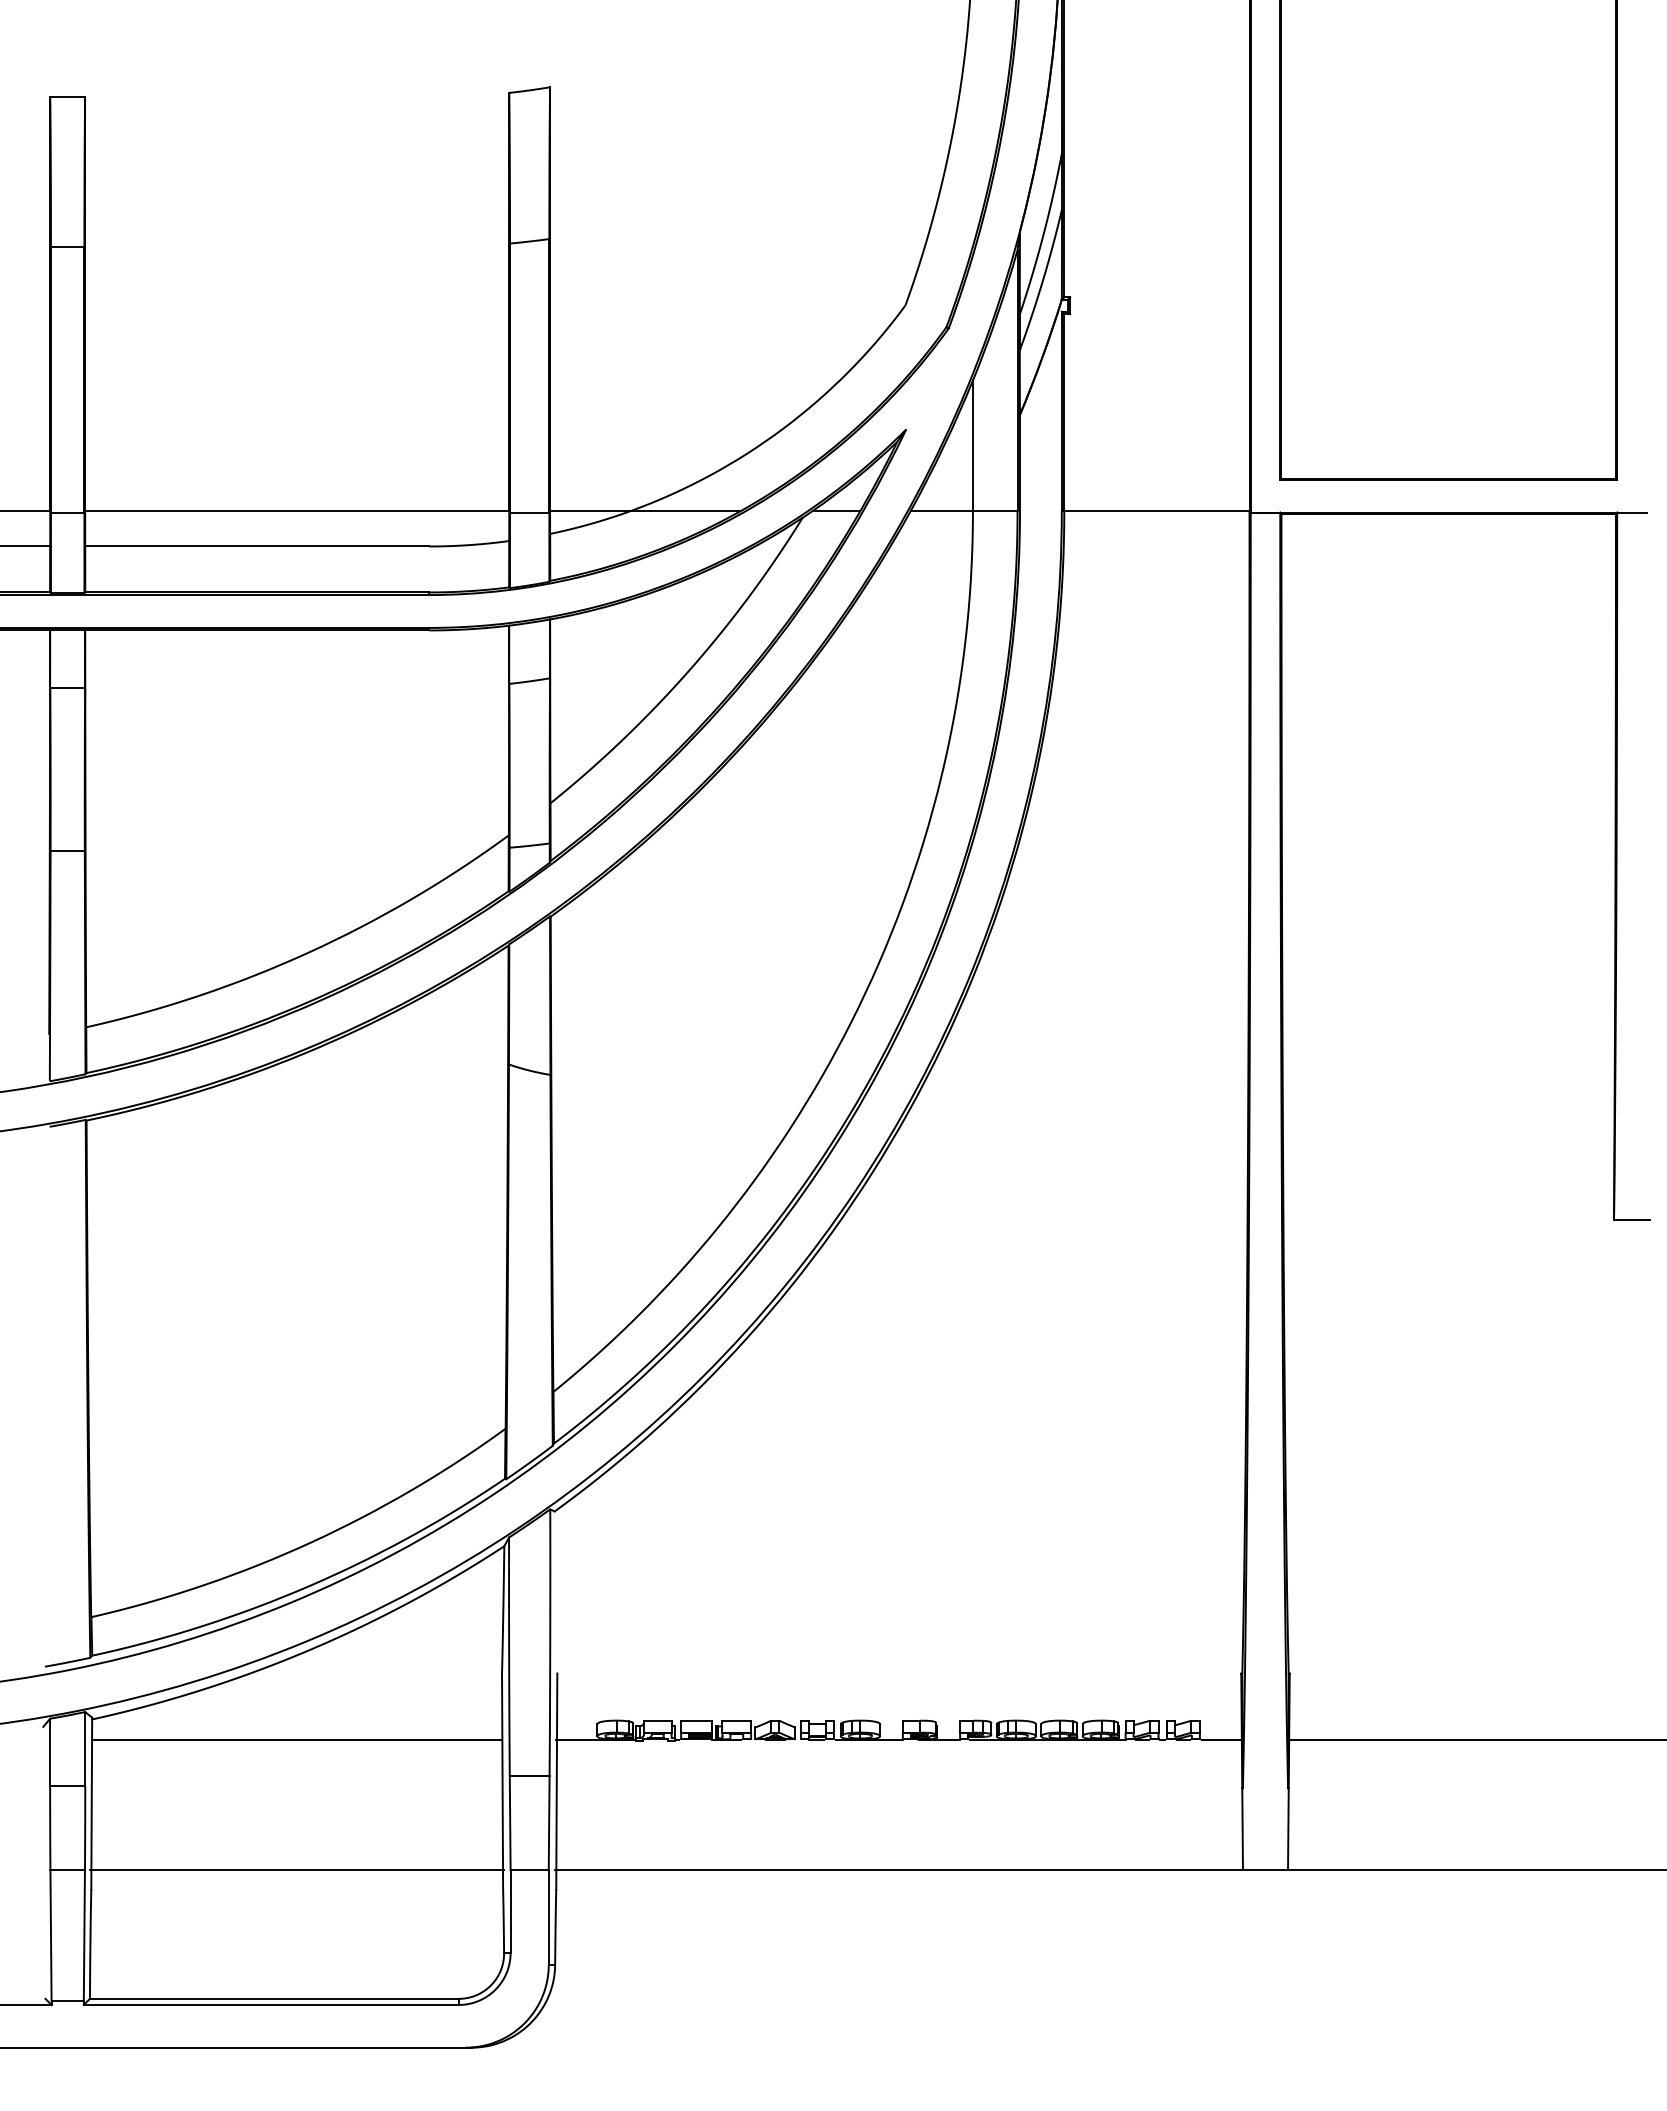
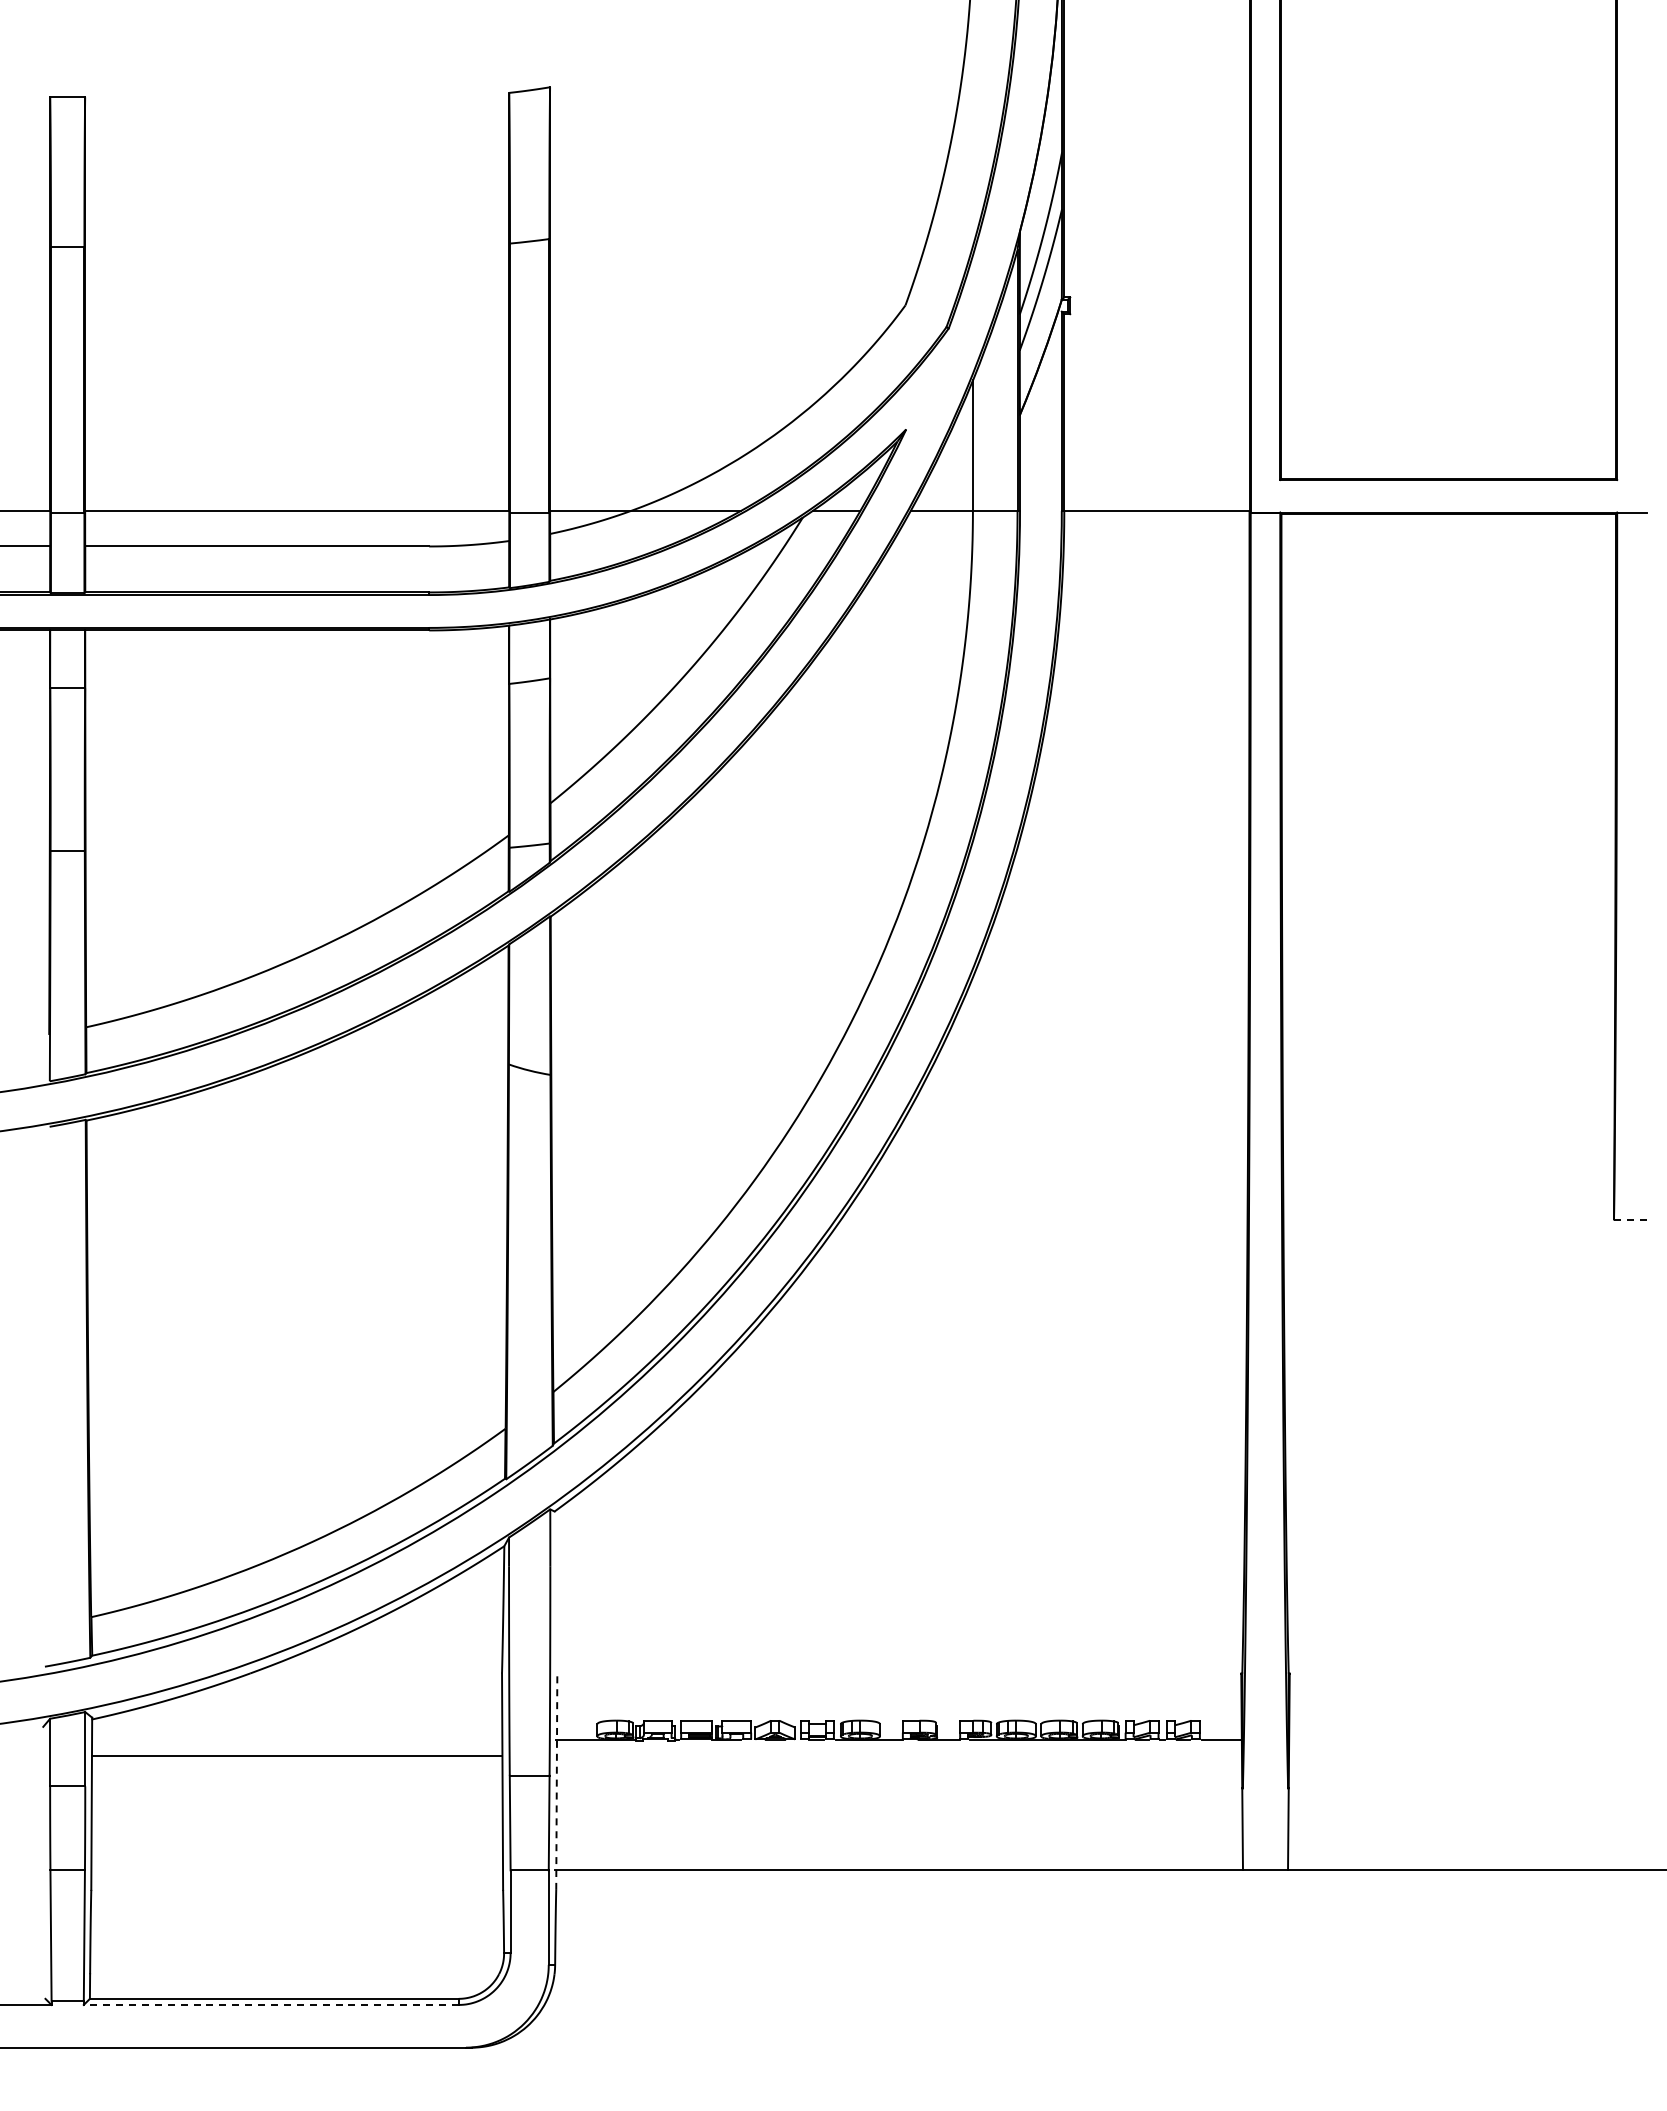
line: solid -> dashed (1631, 1220)
line position: (297, 1740) -> (297, 1756) (297, 1756)
line: present -> none (1476, 1740)
line: solid -> dashed (556, 1781)
line: present -> none (297, 1870)
line: solid -> dashed (270, 2004)
